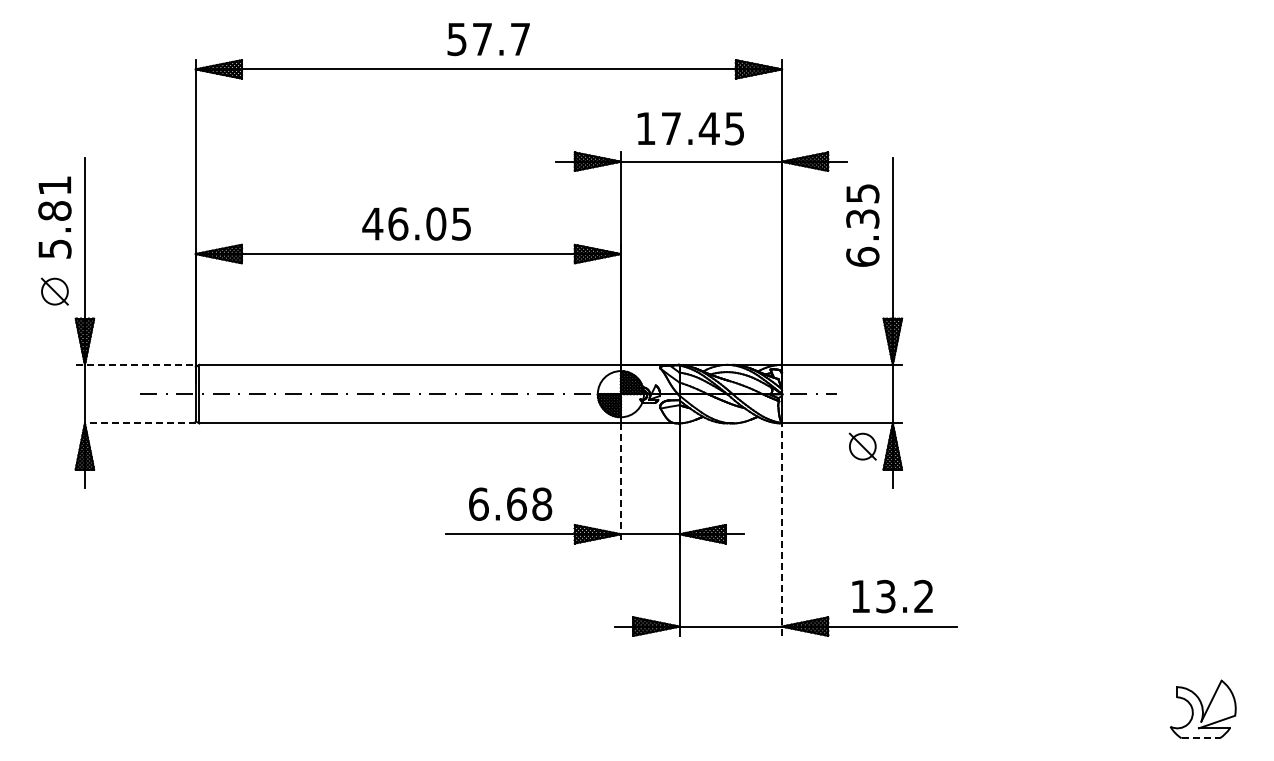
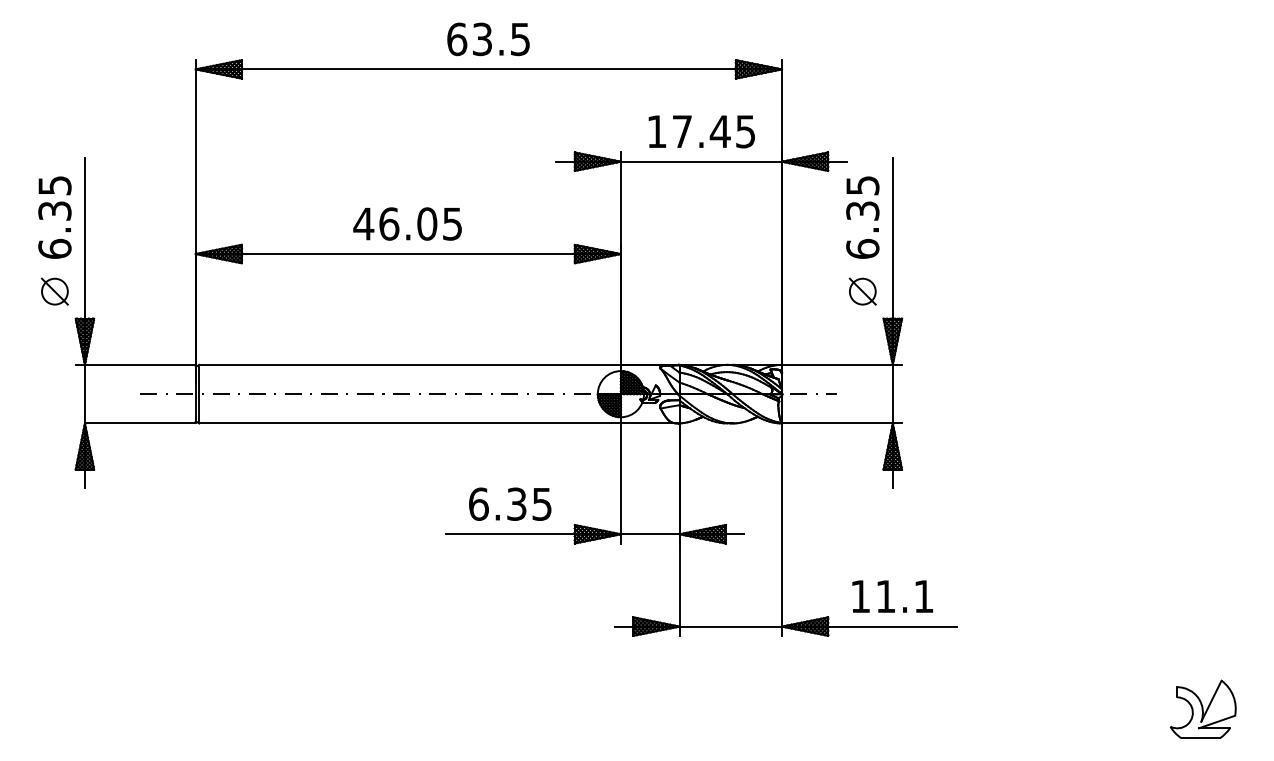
text: 57.7 -> 63.5 (488, 39)
text position: (690, 128) -> (701, 131) (701, 131)
text: 5.81 -> 6.35 (54, 217)
text position: (416, 223) -> (407, 223) (407, 223)
text position: (862, 225) -> (862, 217) (862, 217)
line: dashed -> solid (136, 364)
line: dashed -> solid (139, 423)
part position: (862, 446) -> (862, 291) (862, 291)
line: dashed -> solid (620, 483)
text: 6.68 -> 6.35 (529, 503)
line: dashed -> solid (782, 515)
text: 13.2 -> 11.1 (904, 596)
line: dashed -> solid (1201, 738)
